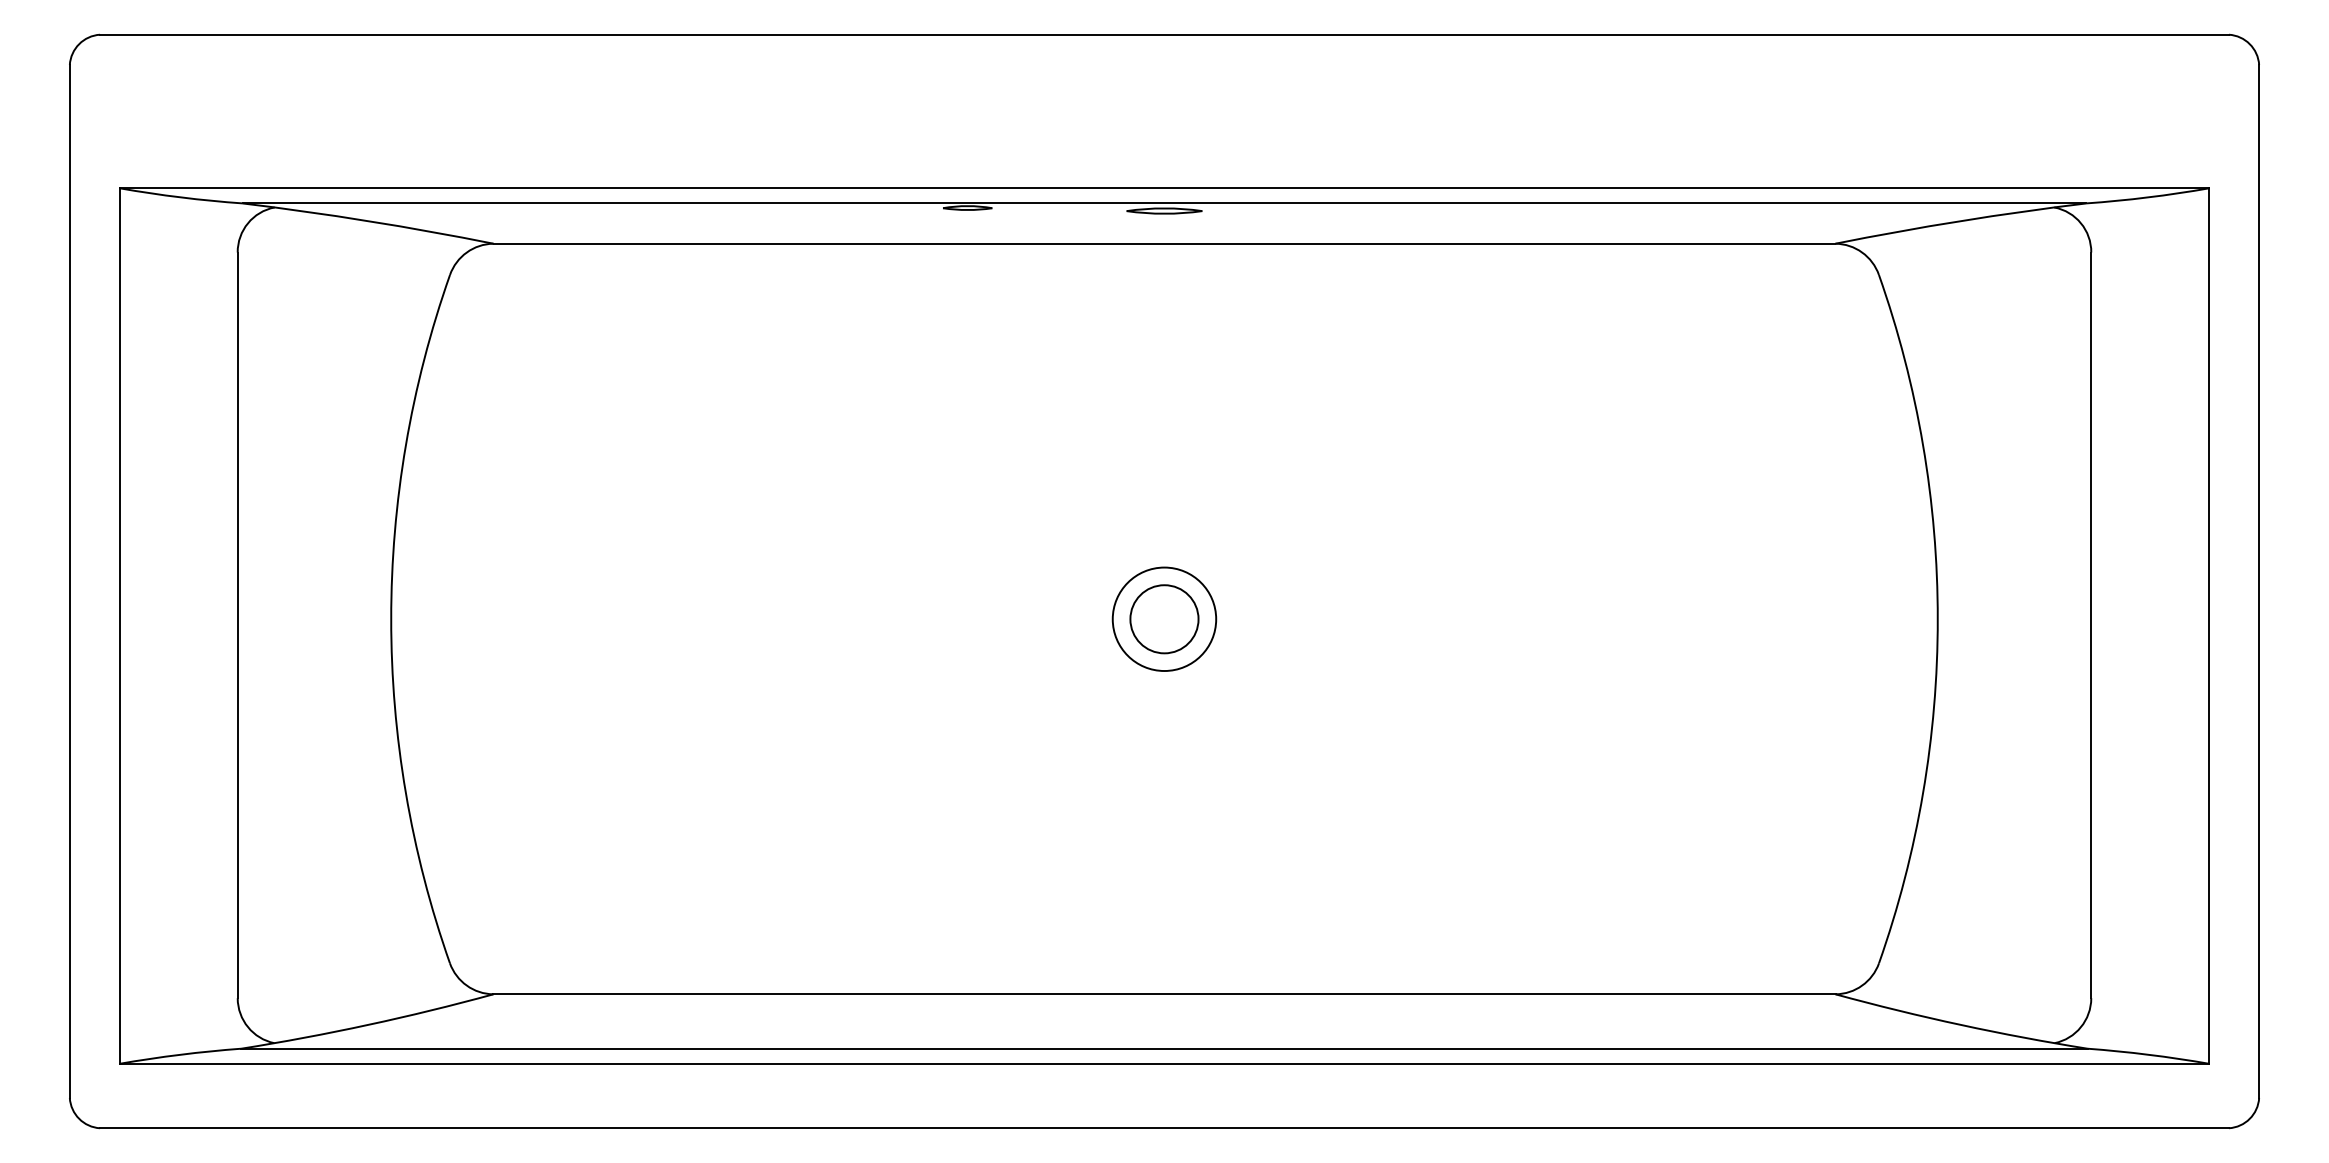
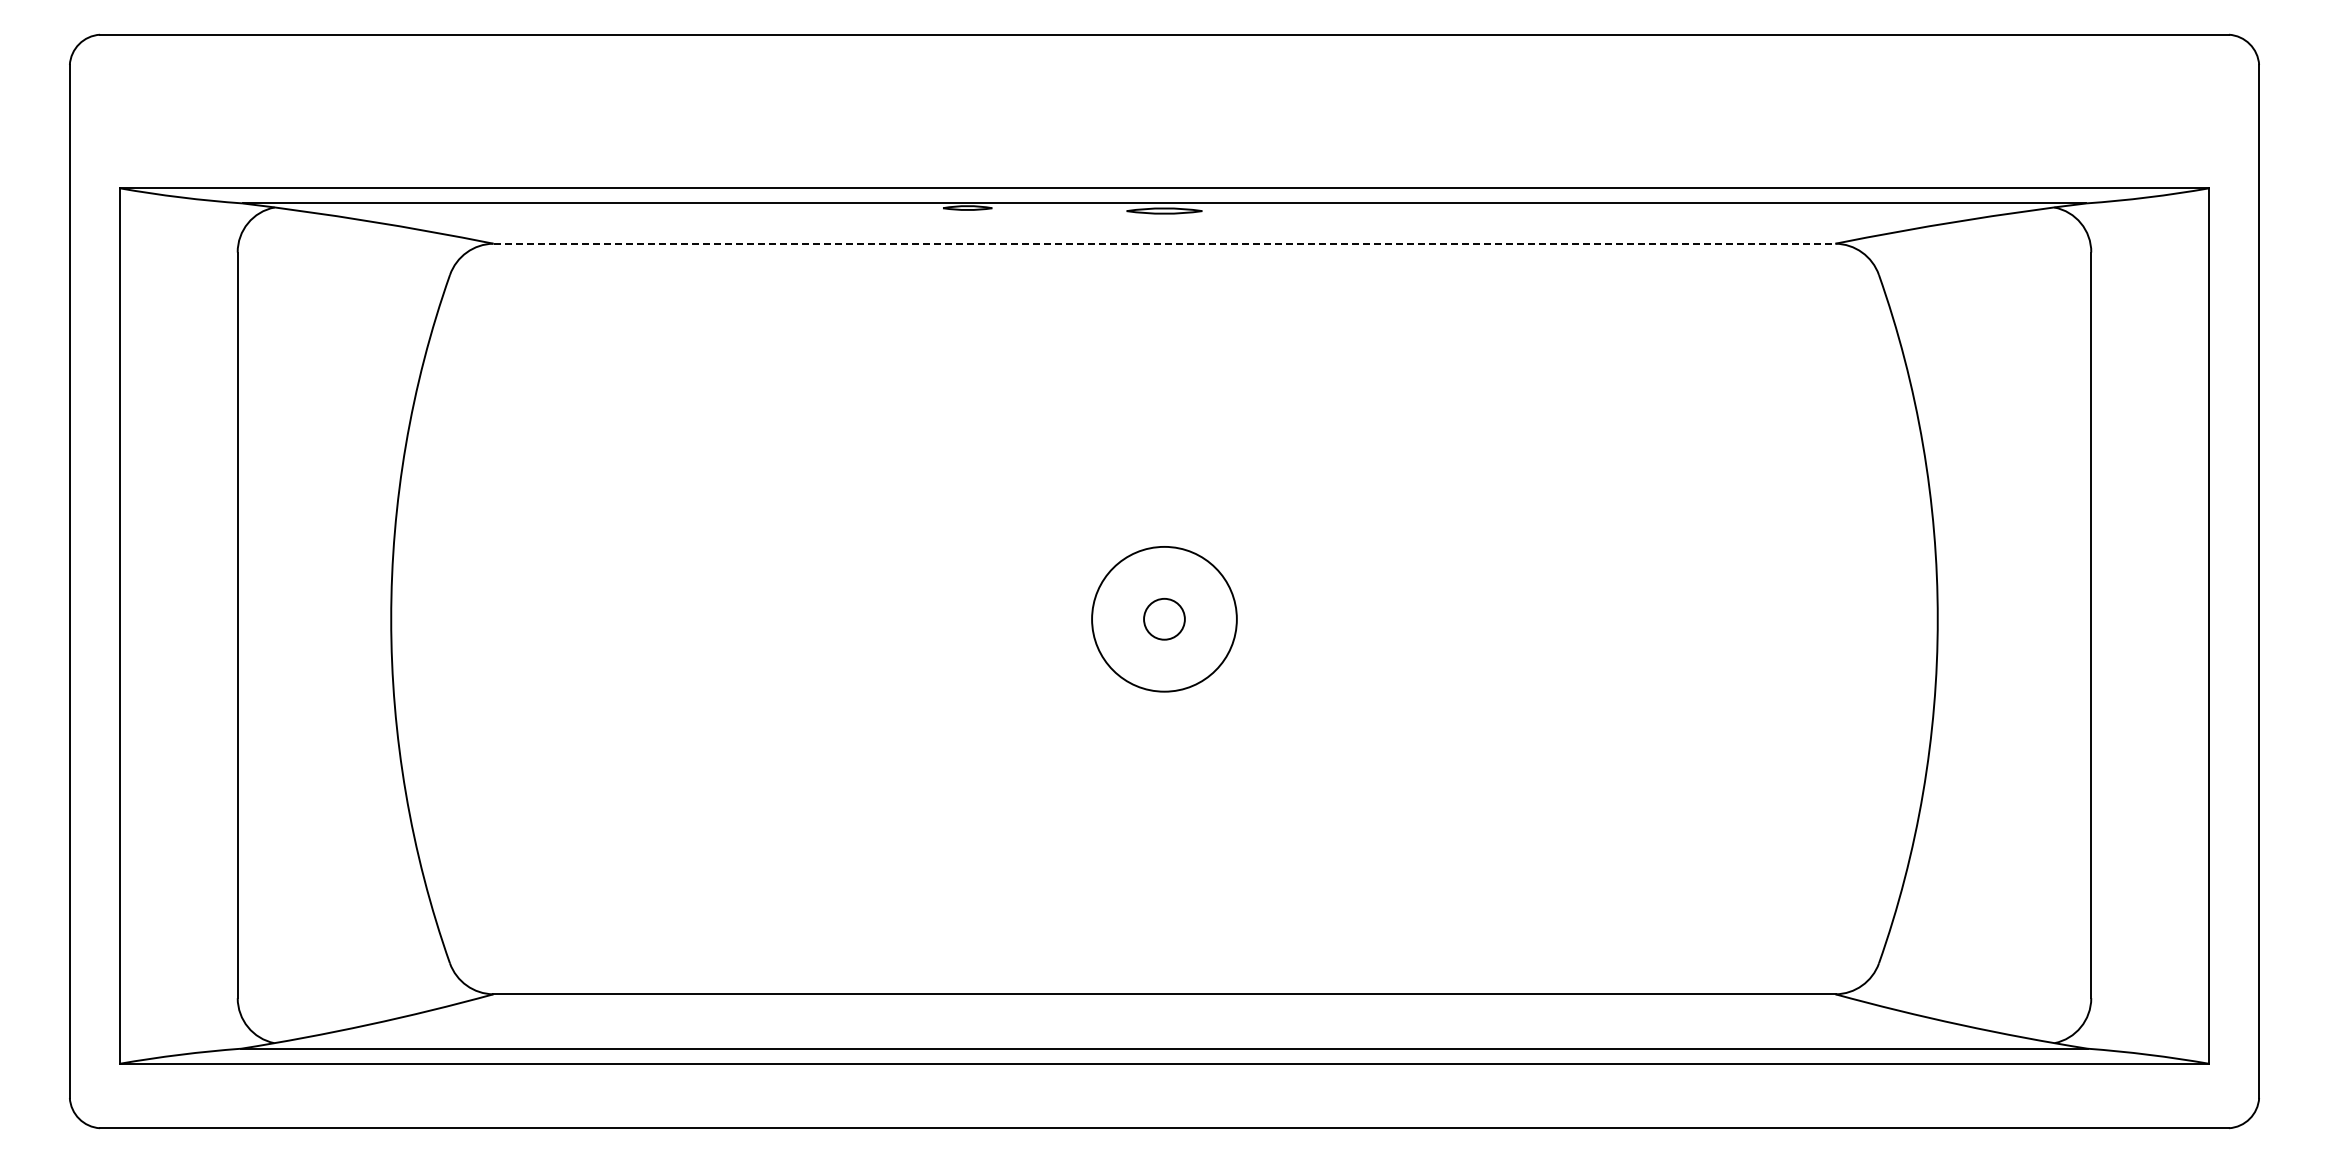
line: solid -> dashed (1164, 243)
circle diameter: 103 px -> 145 px (1164, 618)
circle diameter: 68 px -> 41 px (1164, 618)
